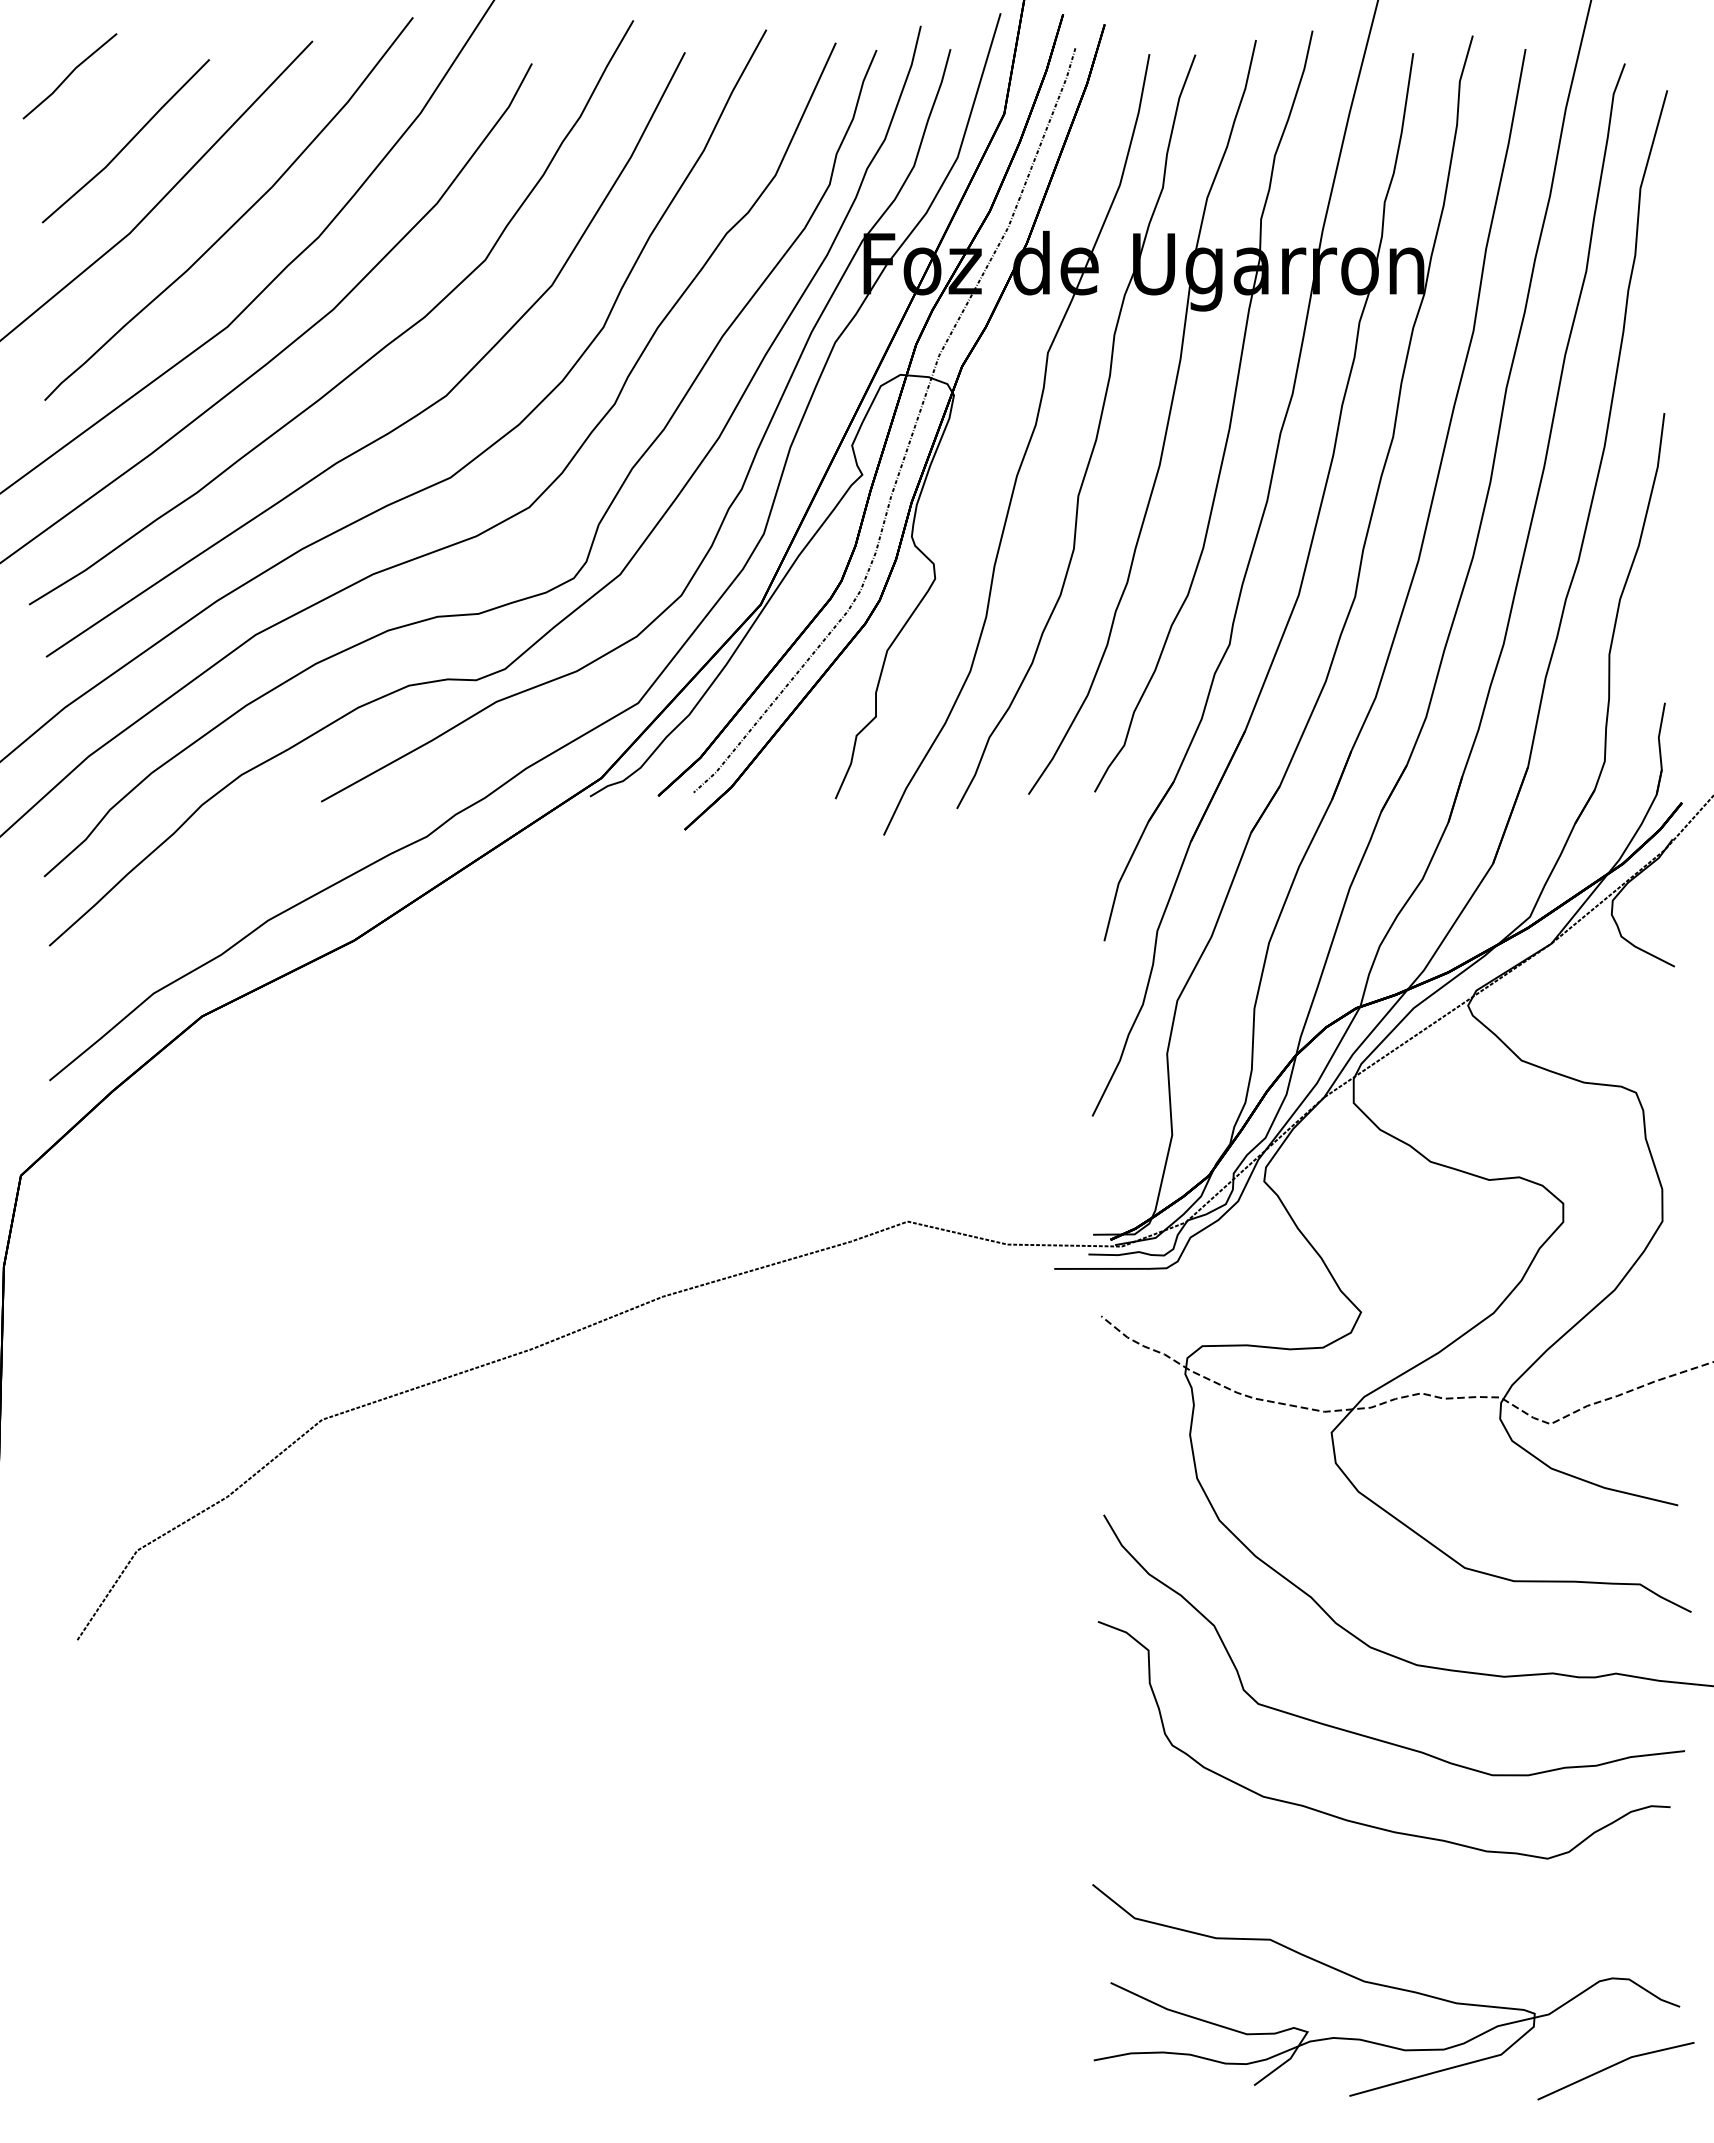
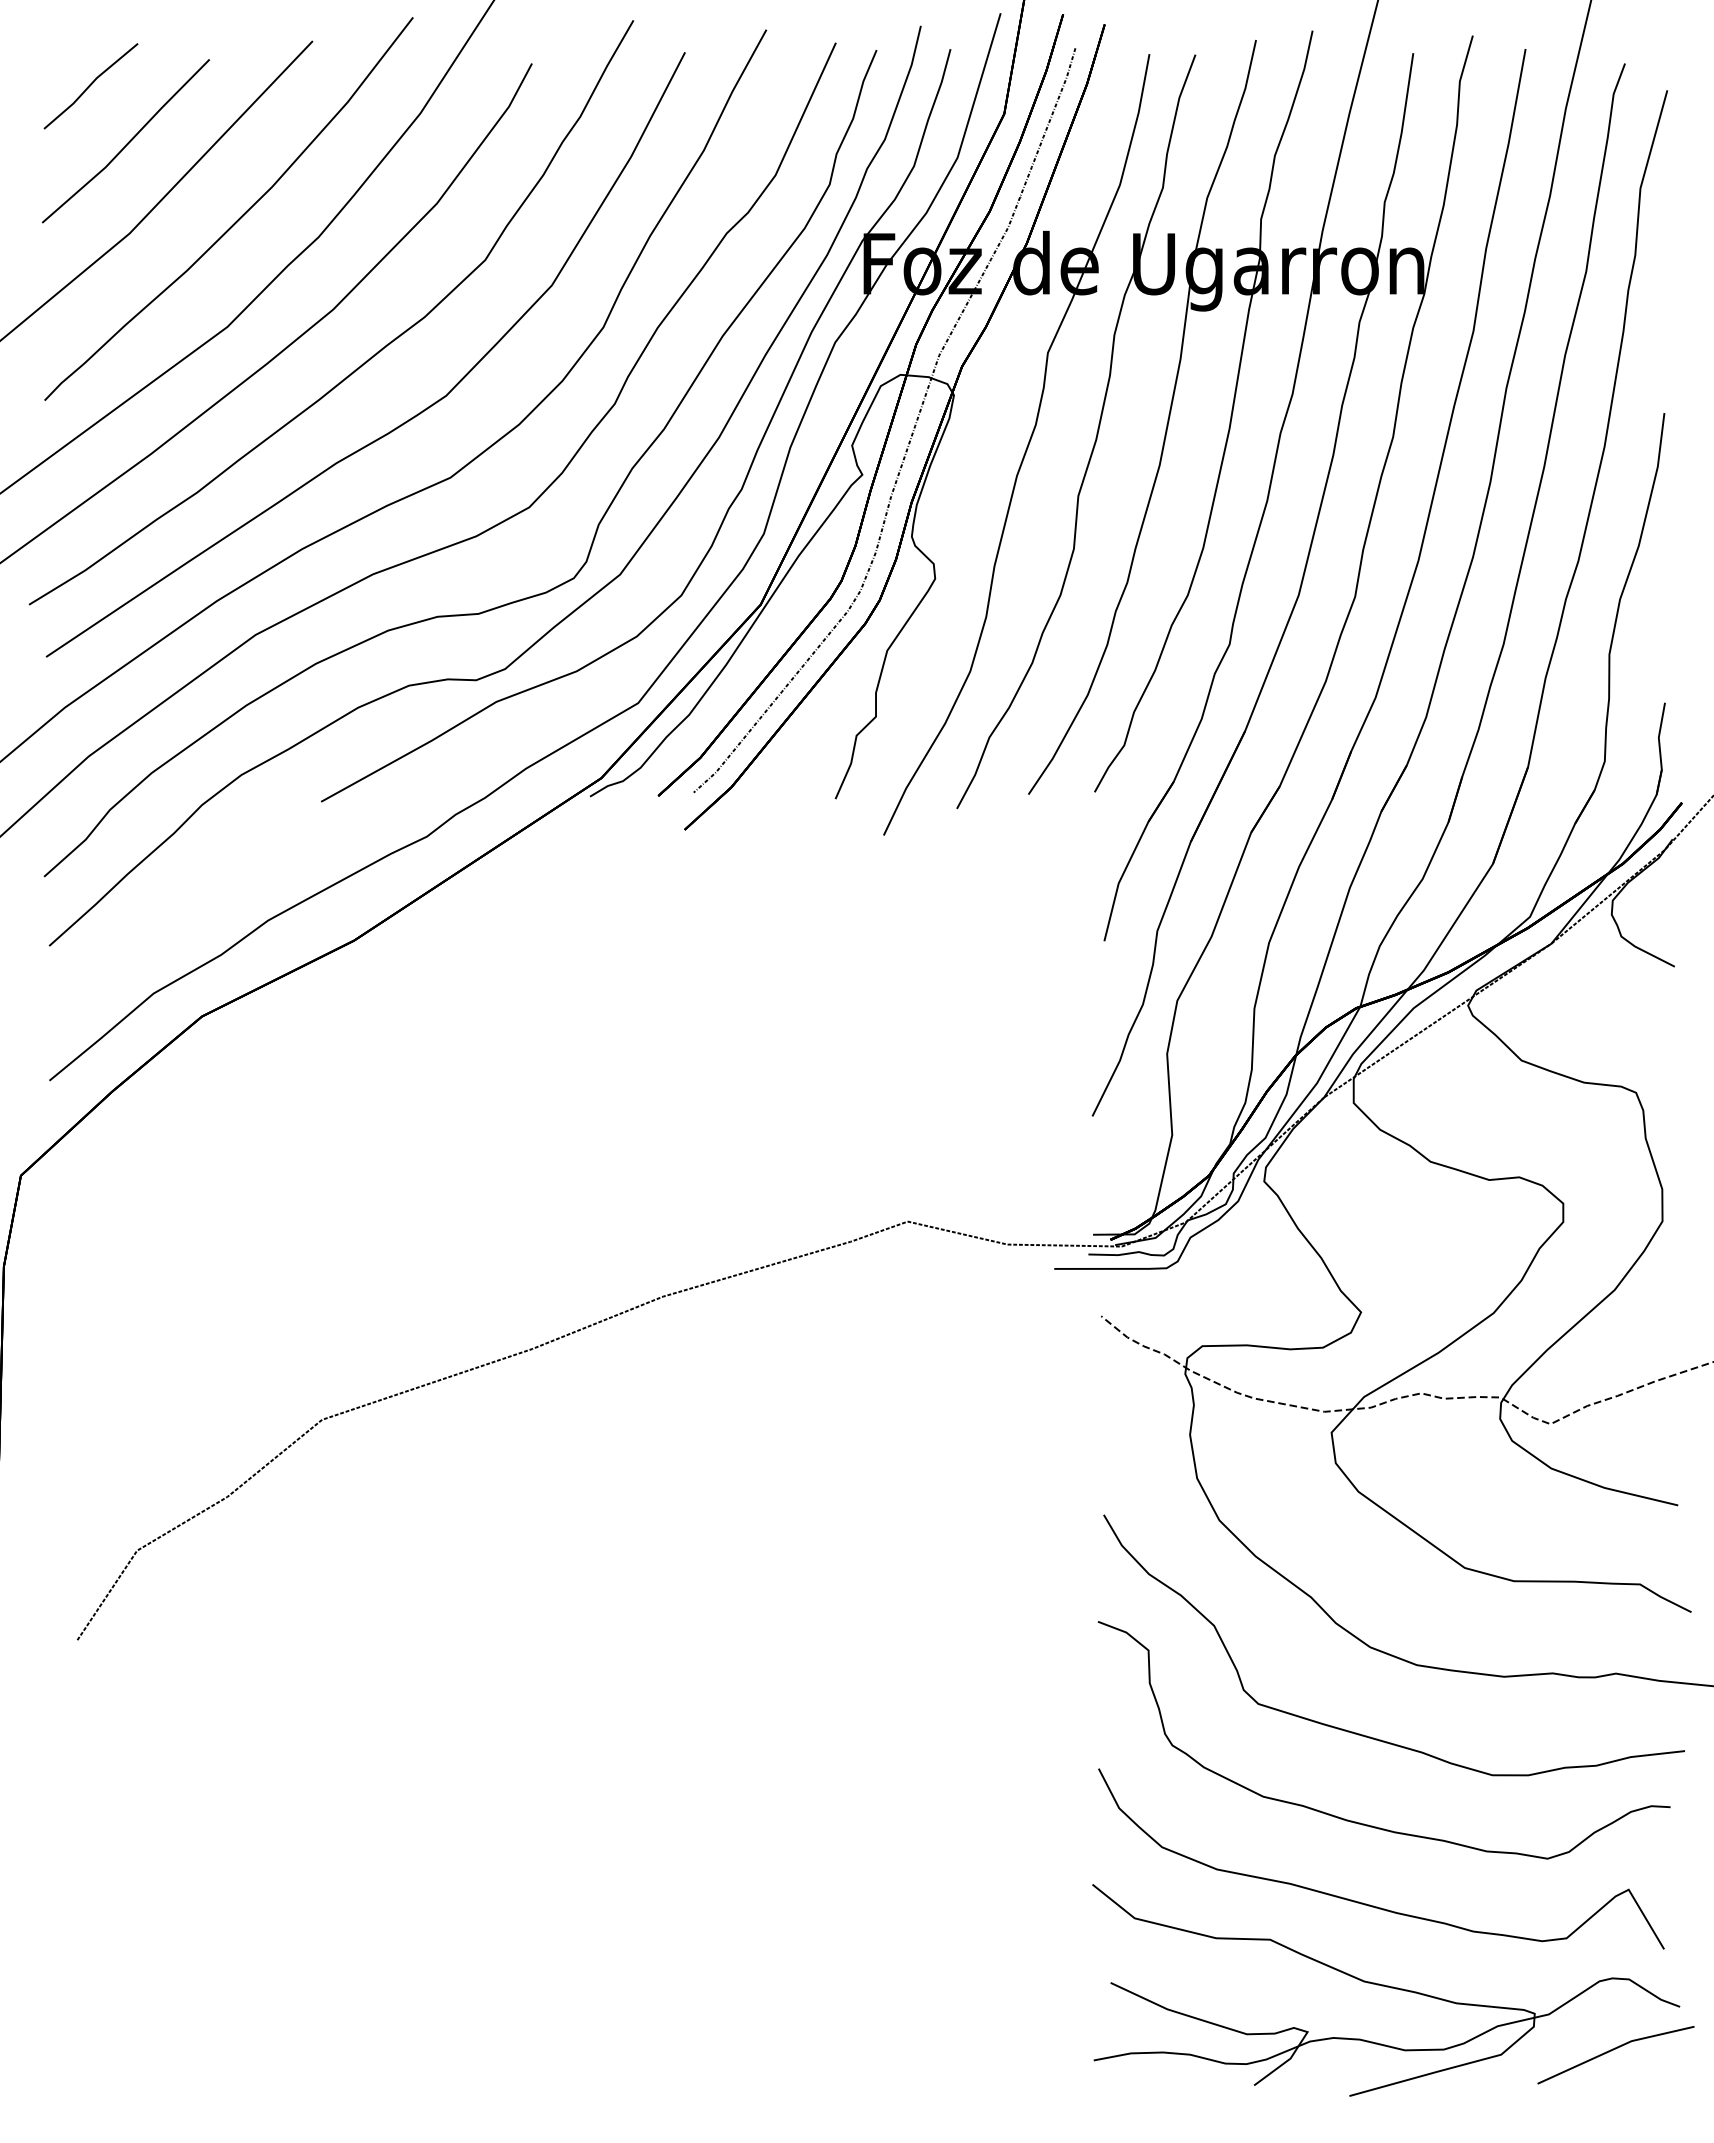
part position: (69, 76) -> (90, 86) (90, 86)
curve: none -> present (1370, 1904)
line position: (1613, 2066) -> (1613, 2050) (1613, 2050)
